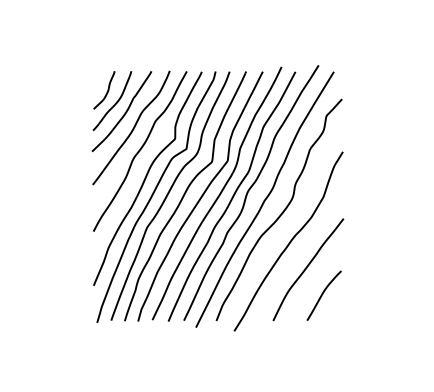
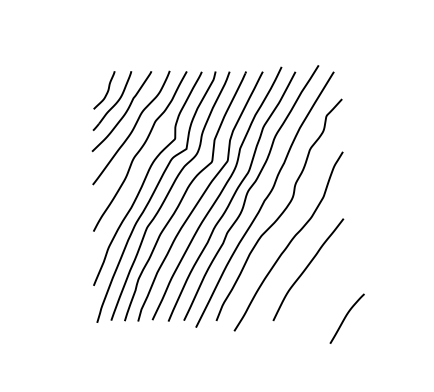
curve position: (323, 294) -> (346, 317) (346, 317)
